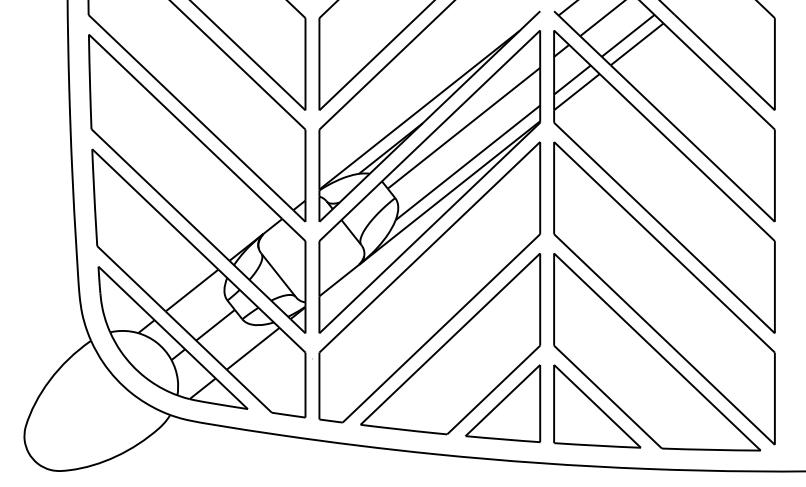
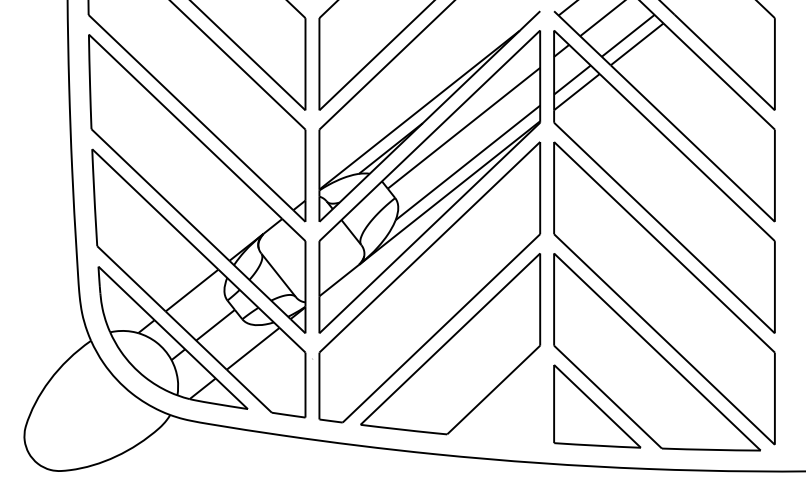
part: present -> none (503, 403)
